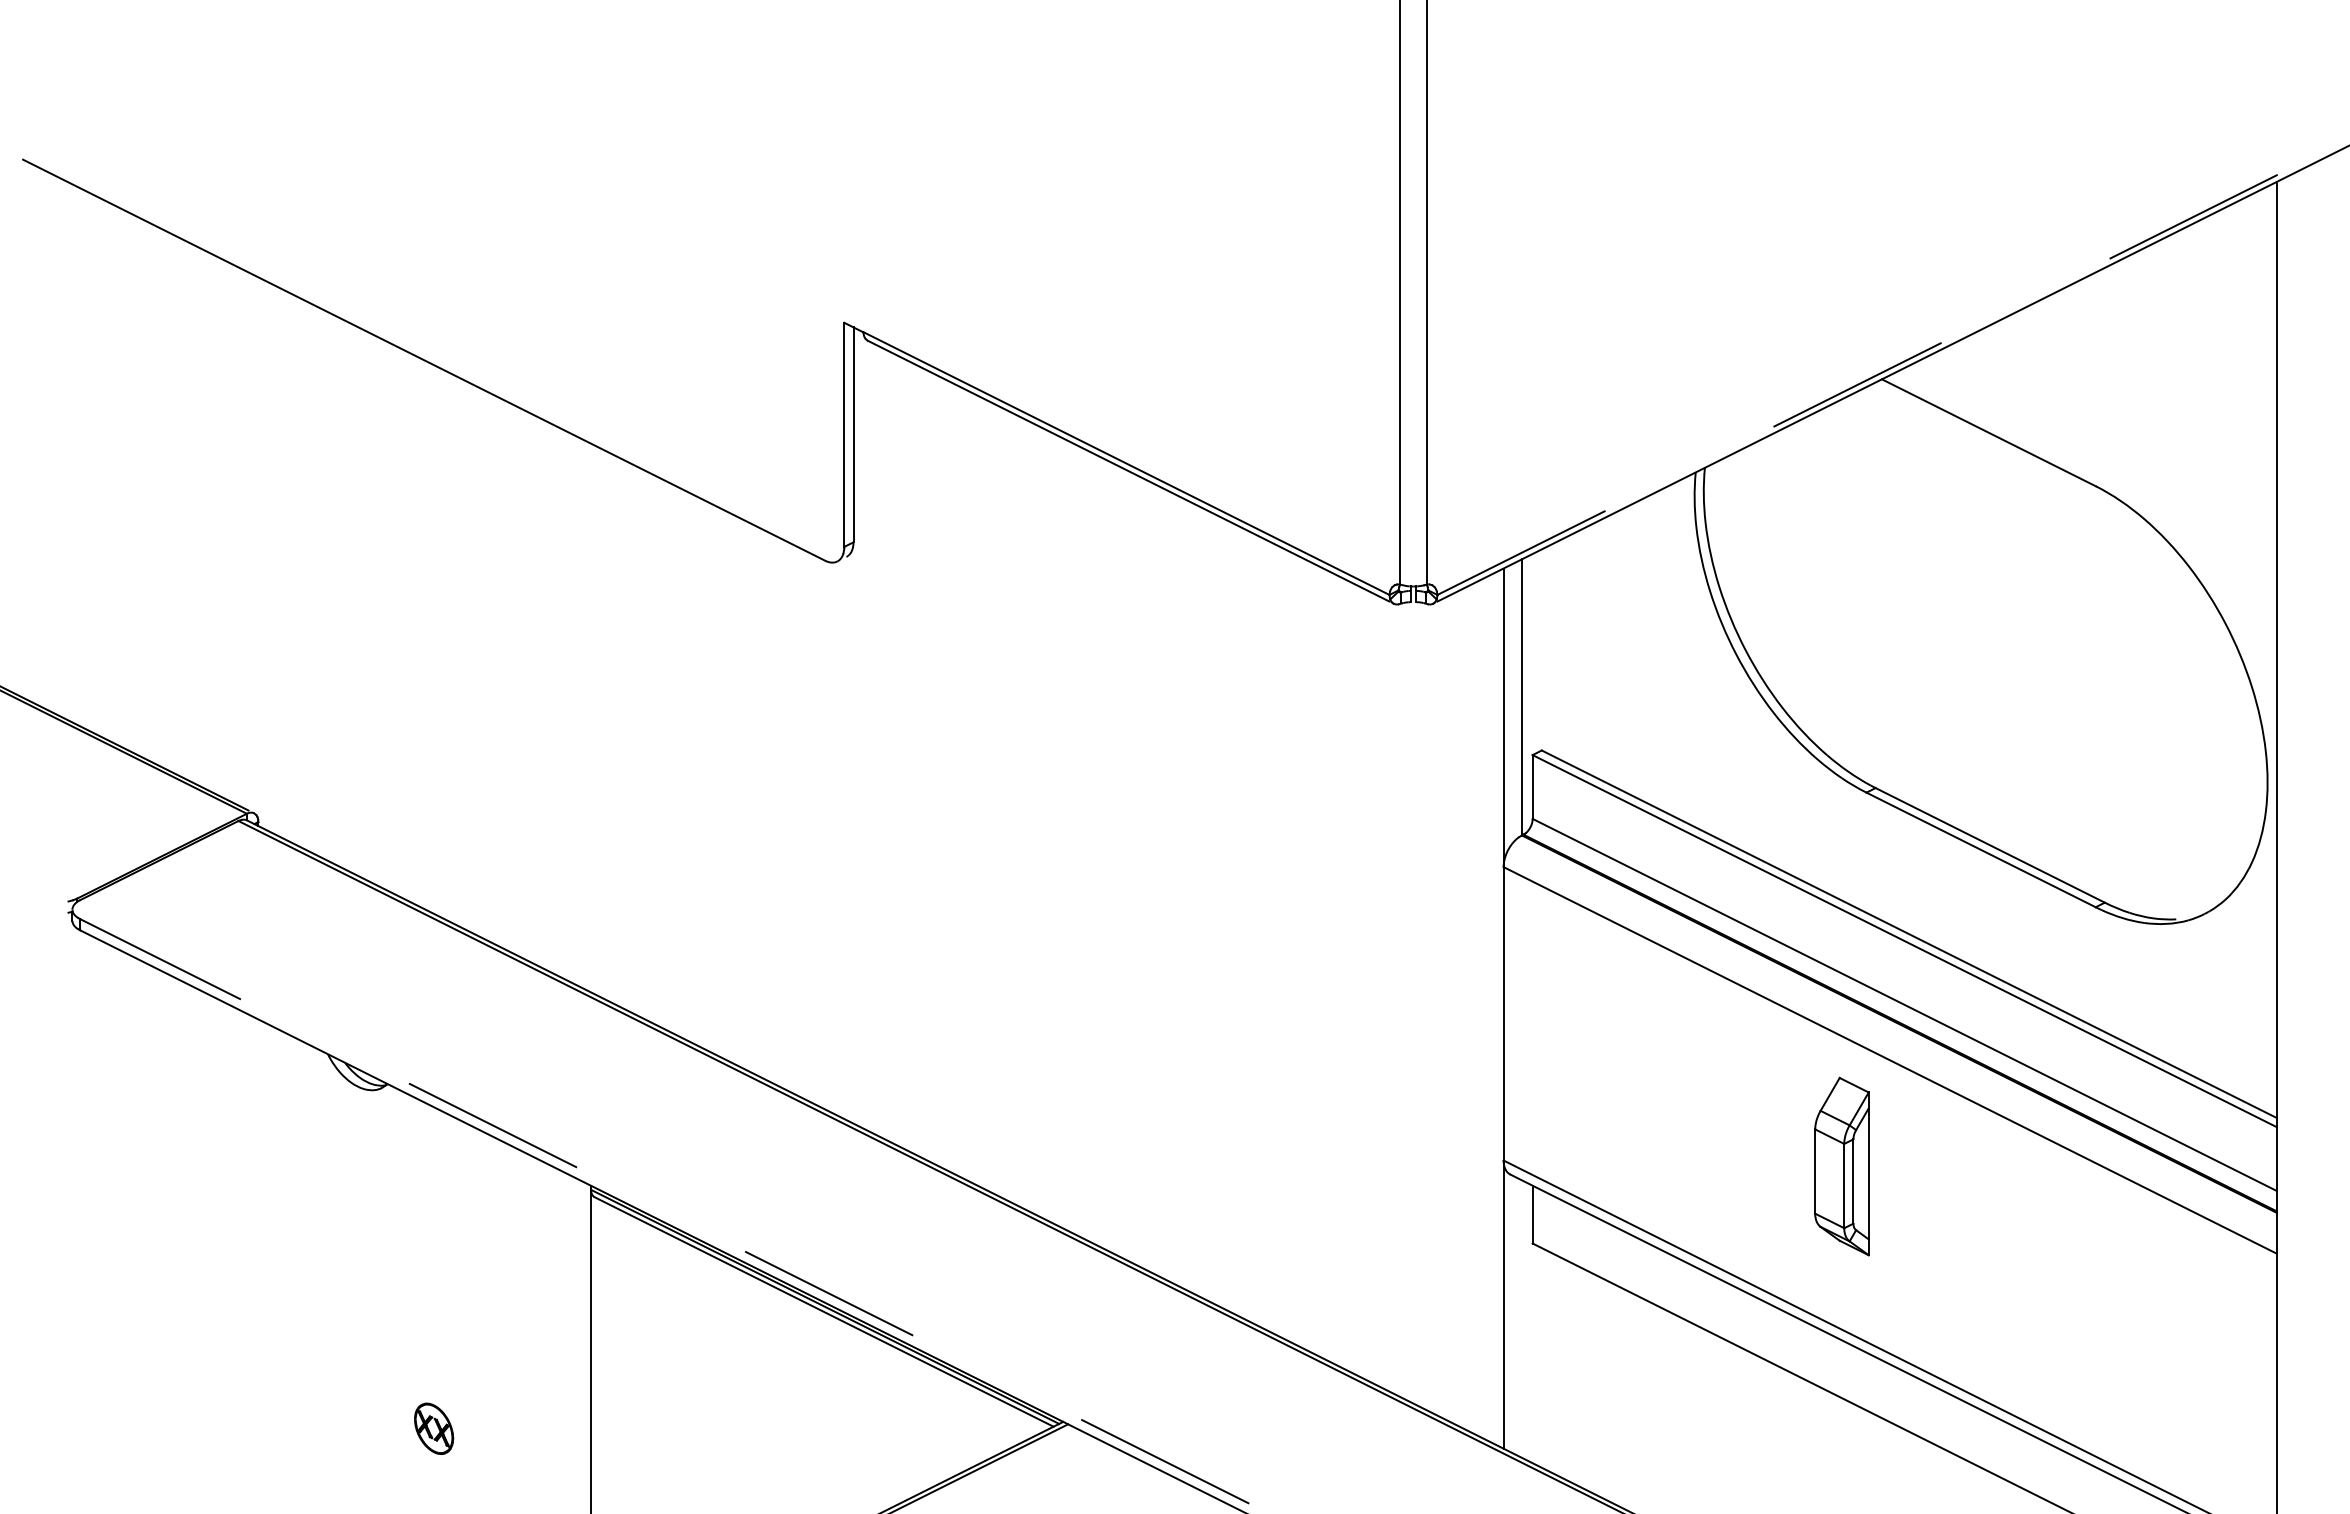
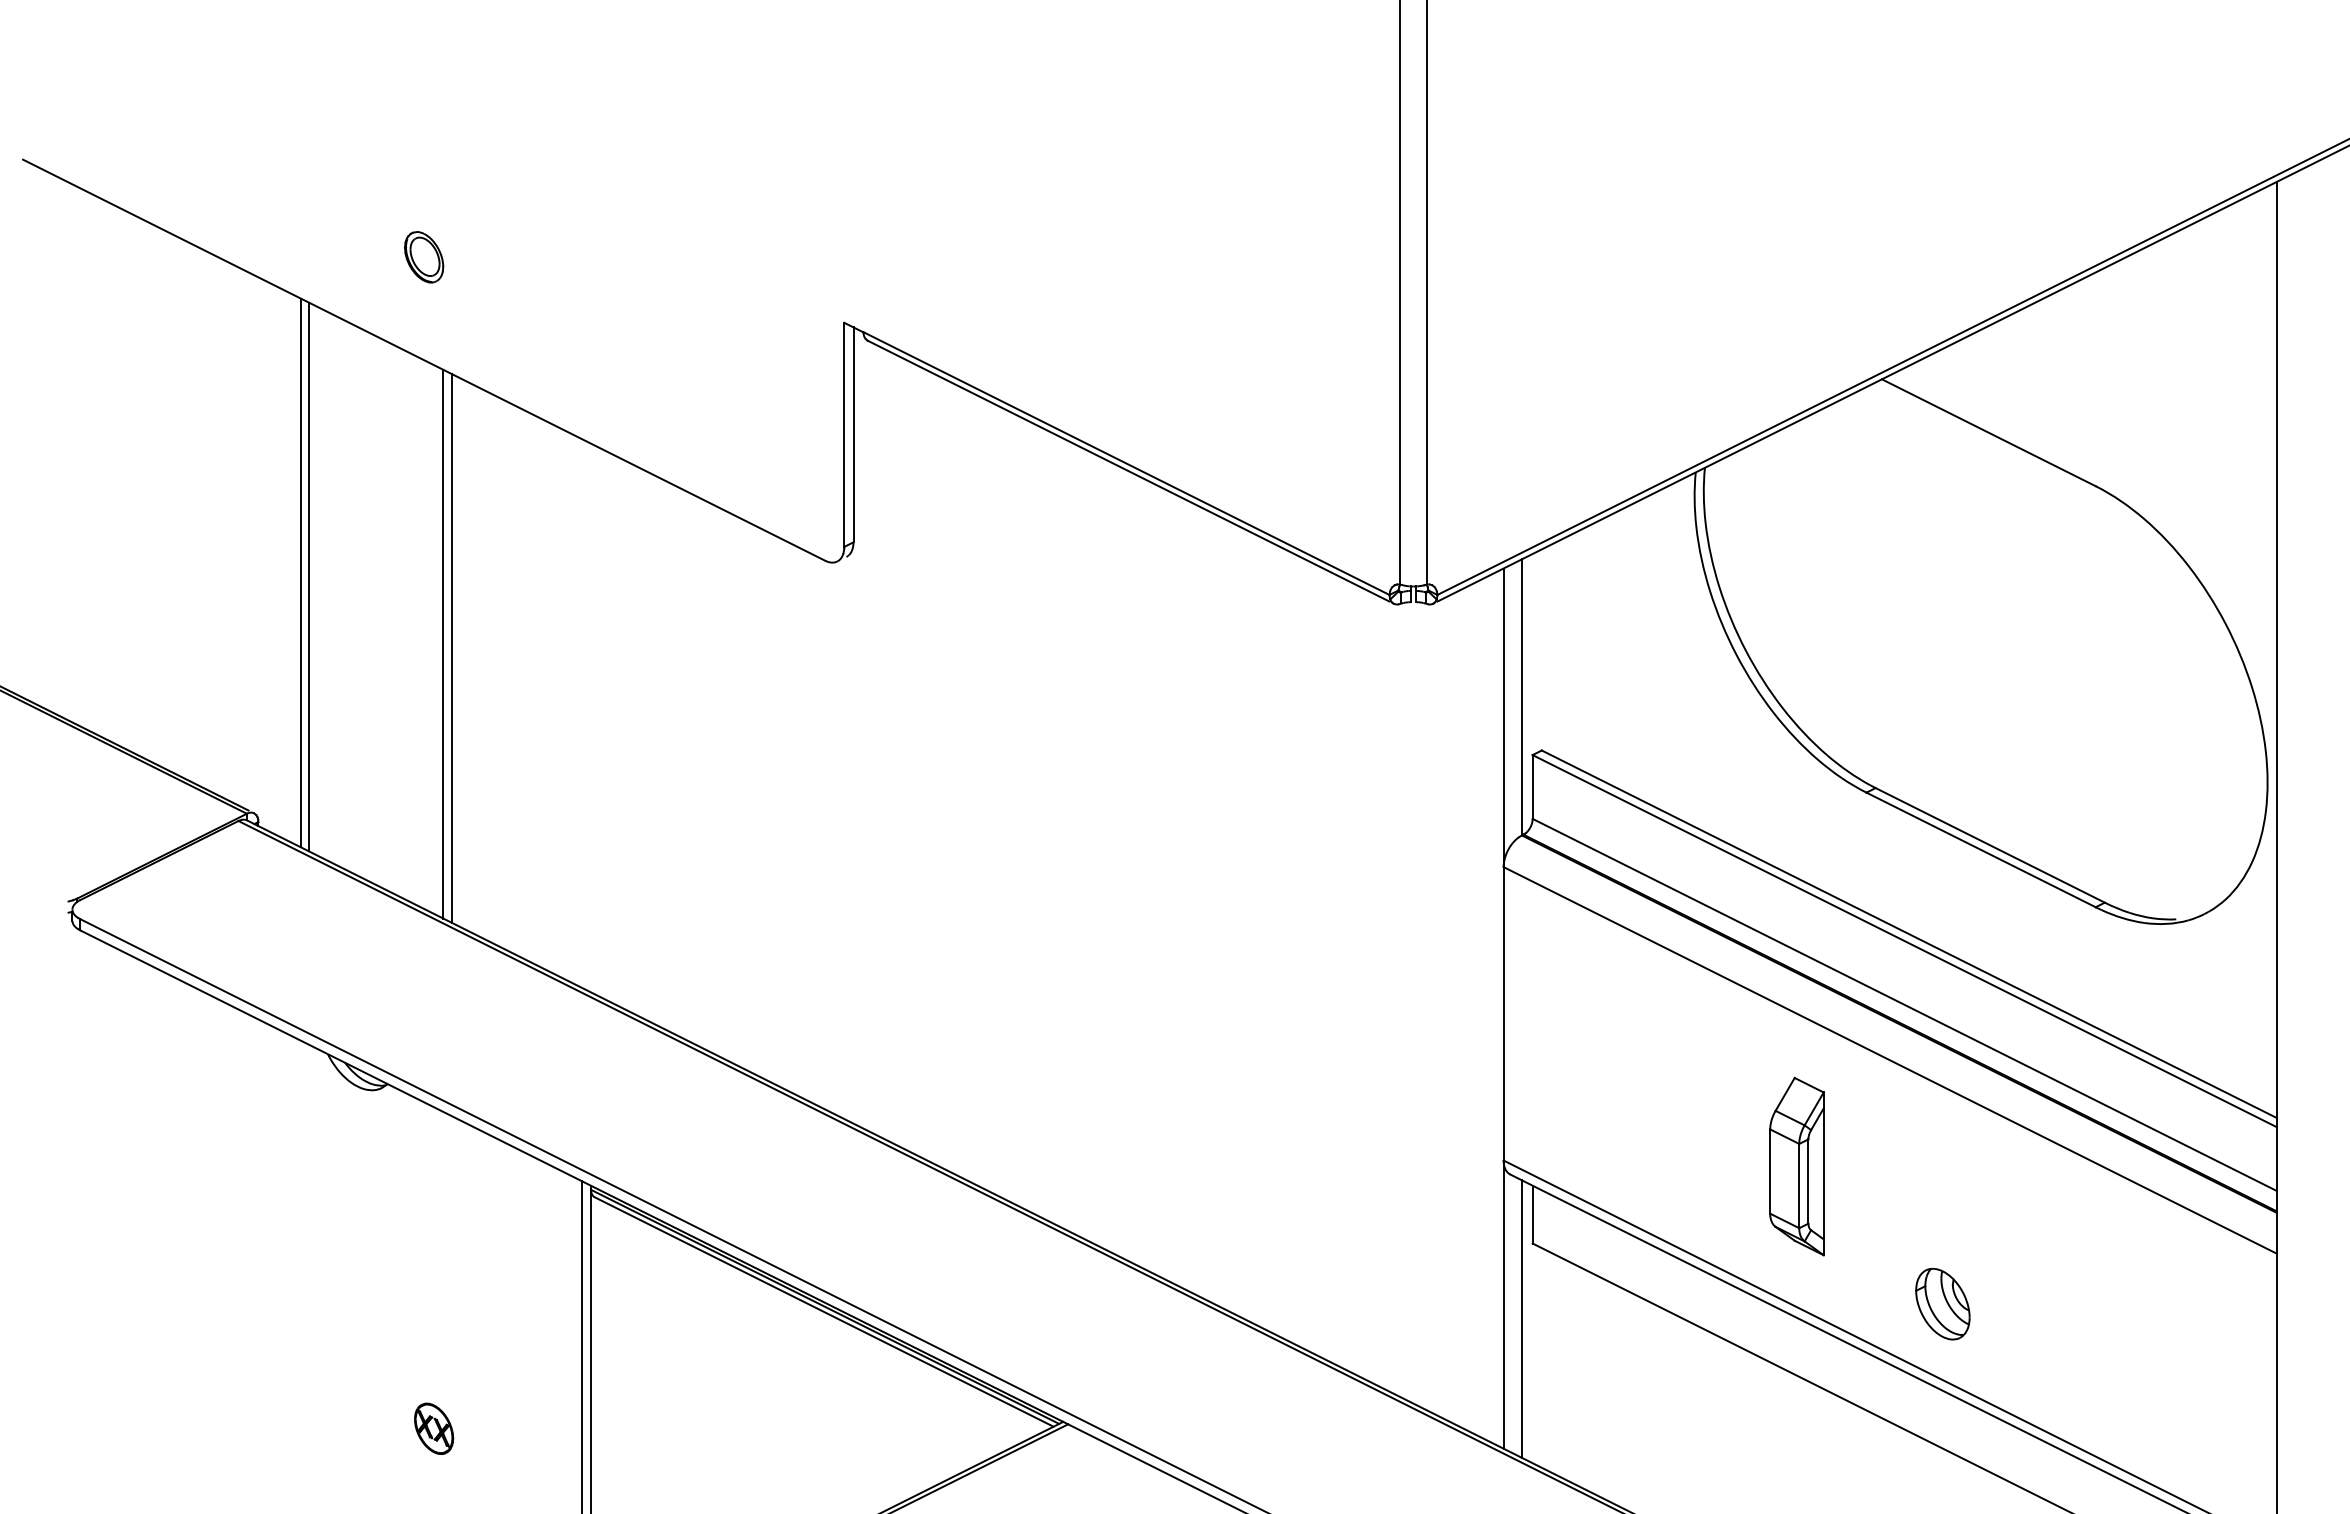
part: none -> present (424, 257)
line: dashed -> solid (1893, 366)
line: none -> present (301, 572)
line: none -> present (308, 576)
line: none -> present (443, 643)
line: none -> present (452, 648)
part position: (1841, 1166) -> (1796, 1166) (1796, 1166)
line: dashed -> solid (674, 1216)
part: none -> present (1942, 1303)
line: none -> present (1521, 1318)
line: none -> present (582, 1345)
